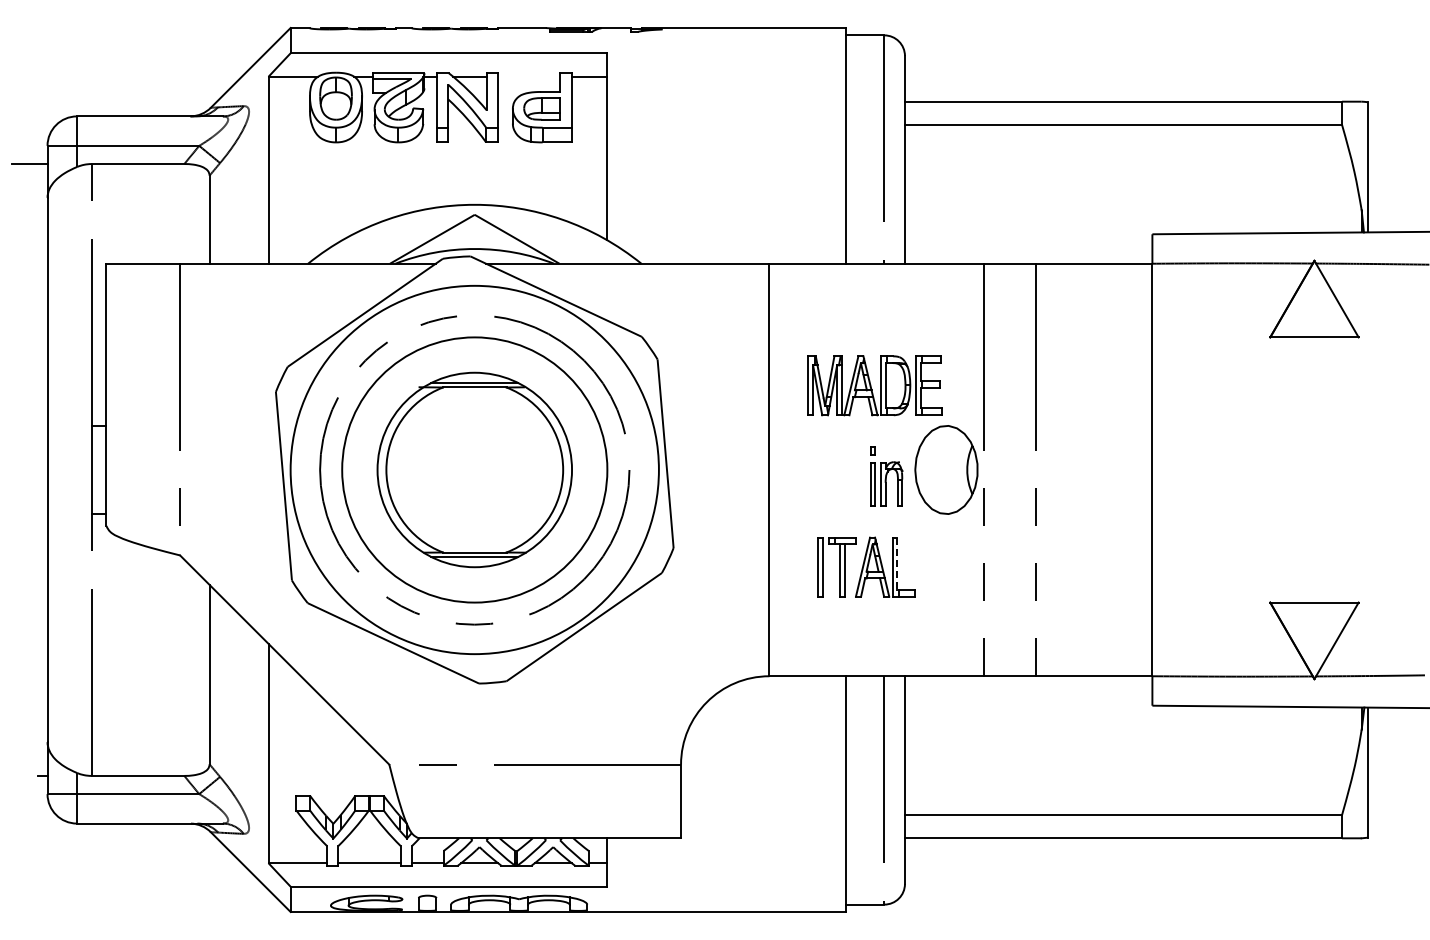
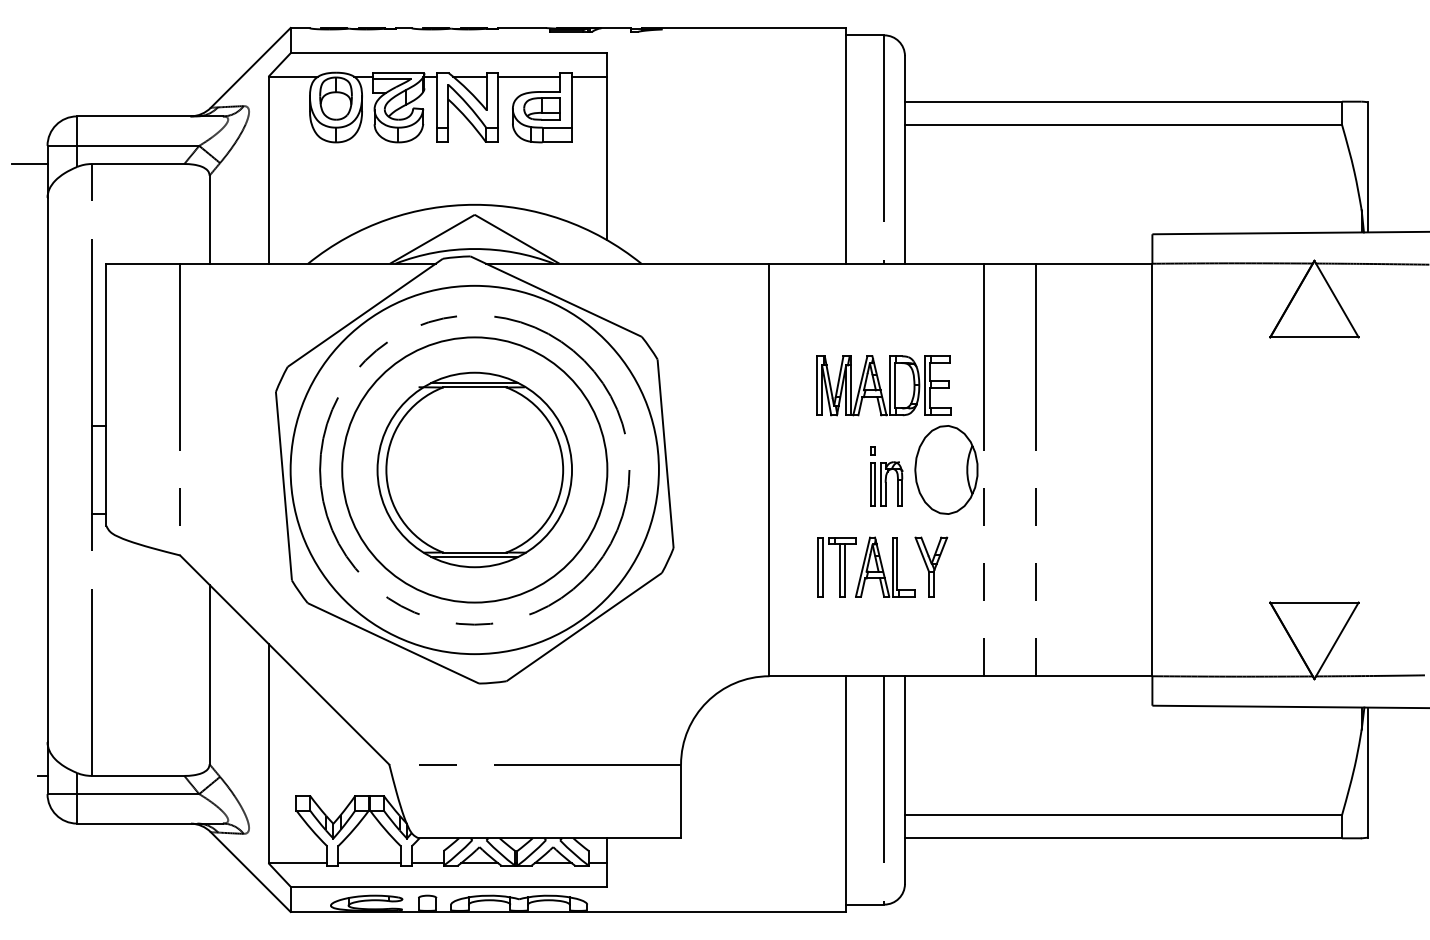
line: none -> present (529, 76)
part position: (874, 385) -> (883, 385) (883, 385)
line: dashed -> solid (897, 564)
part: none -> present (931, 566)
